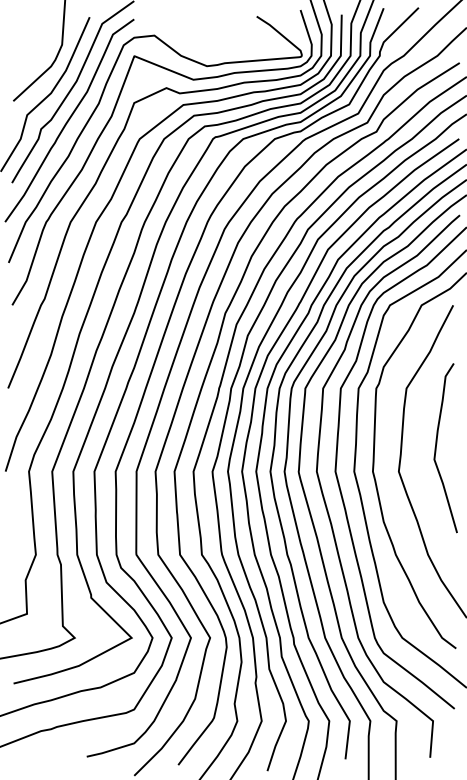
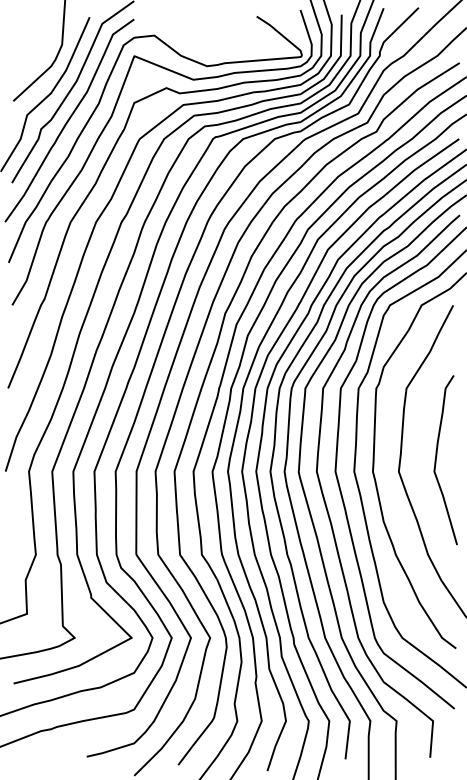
curve position: (437, 444) -> (437, 456) (437, 456)
